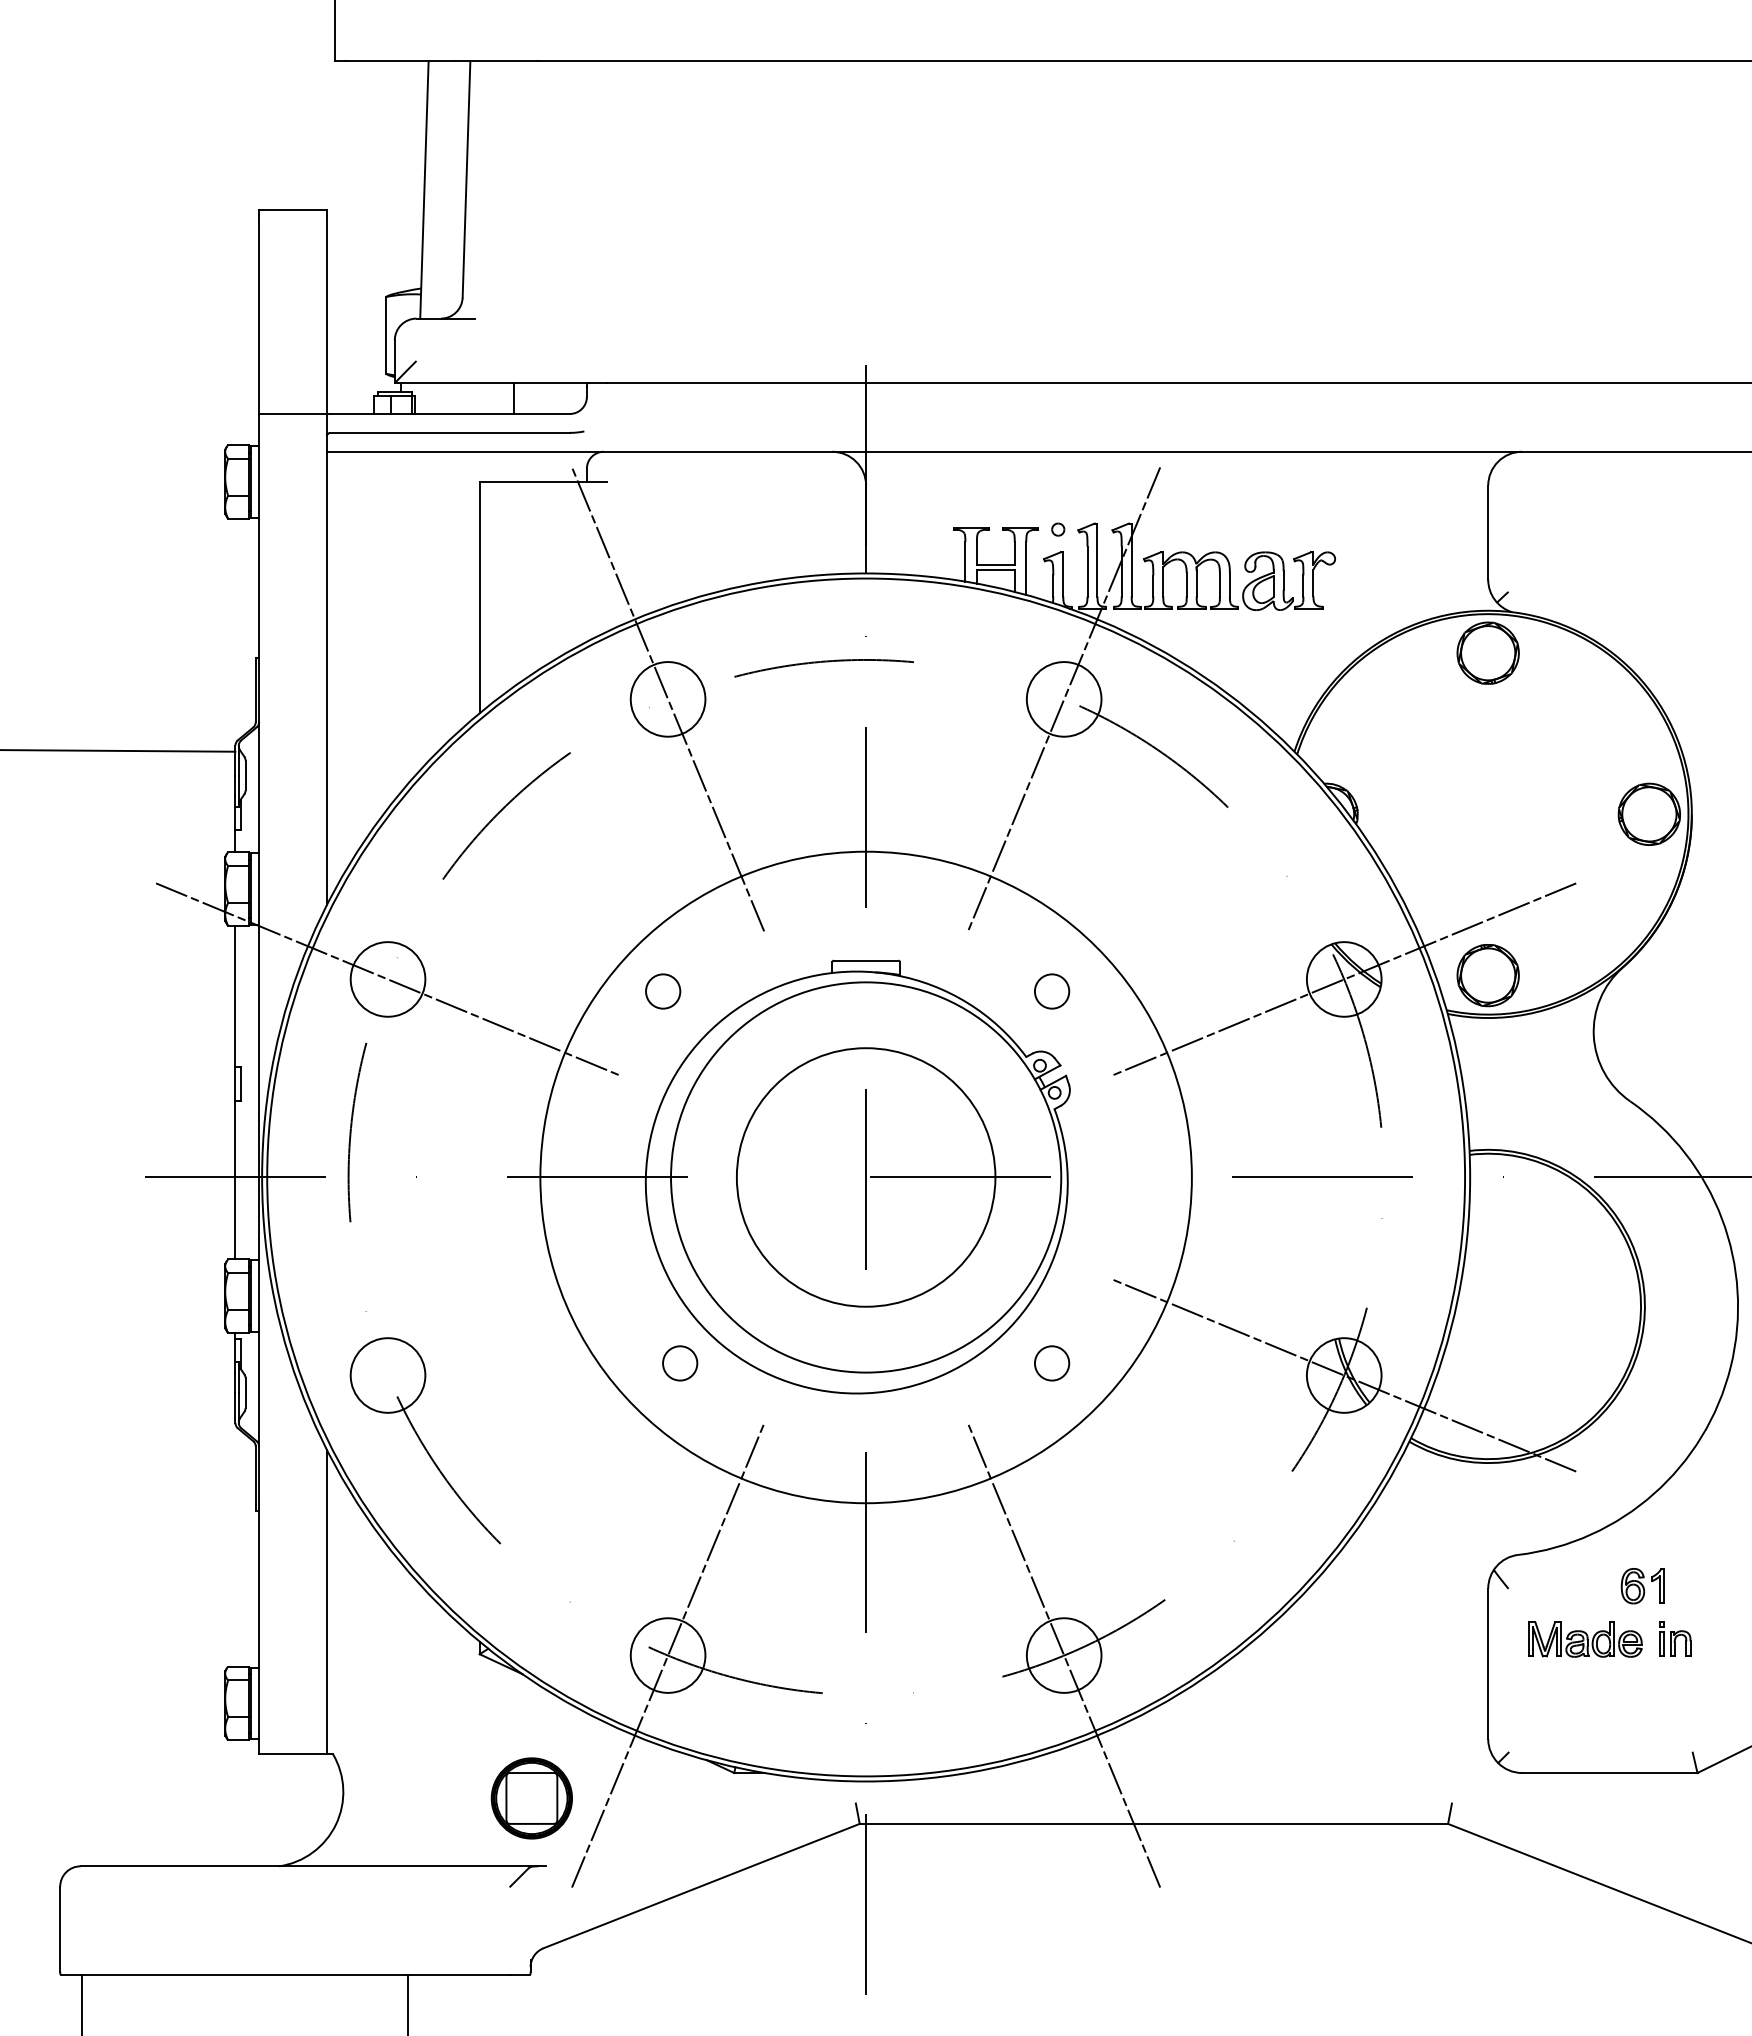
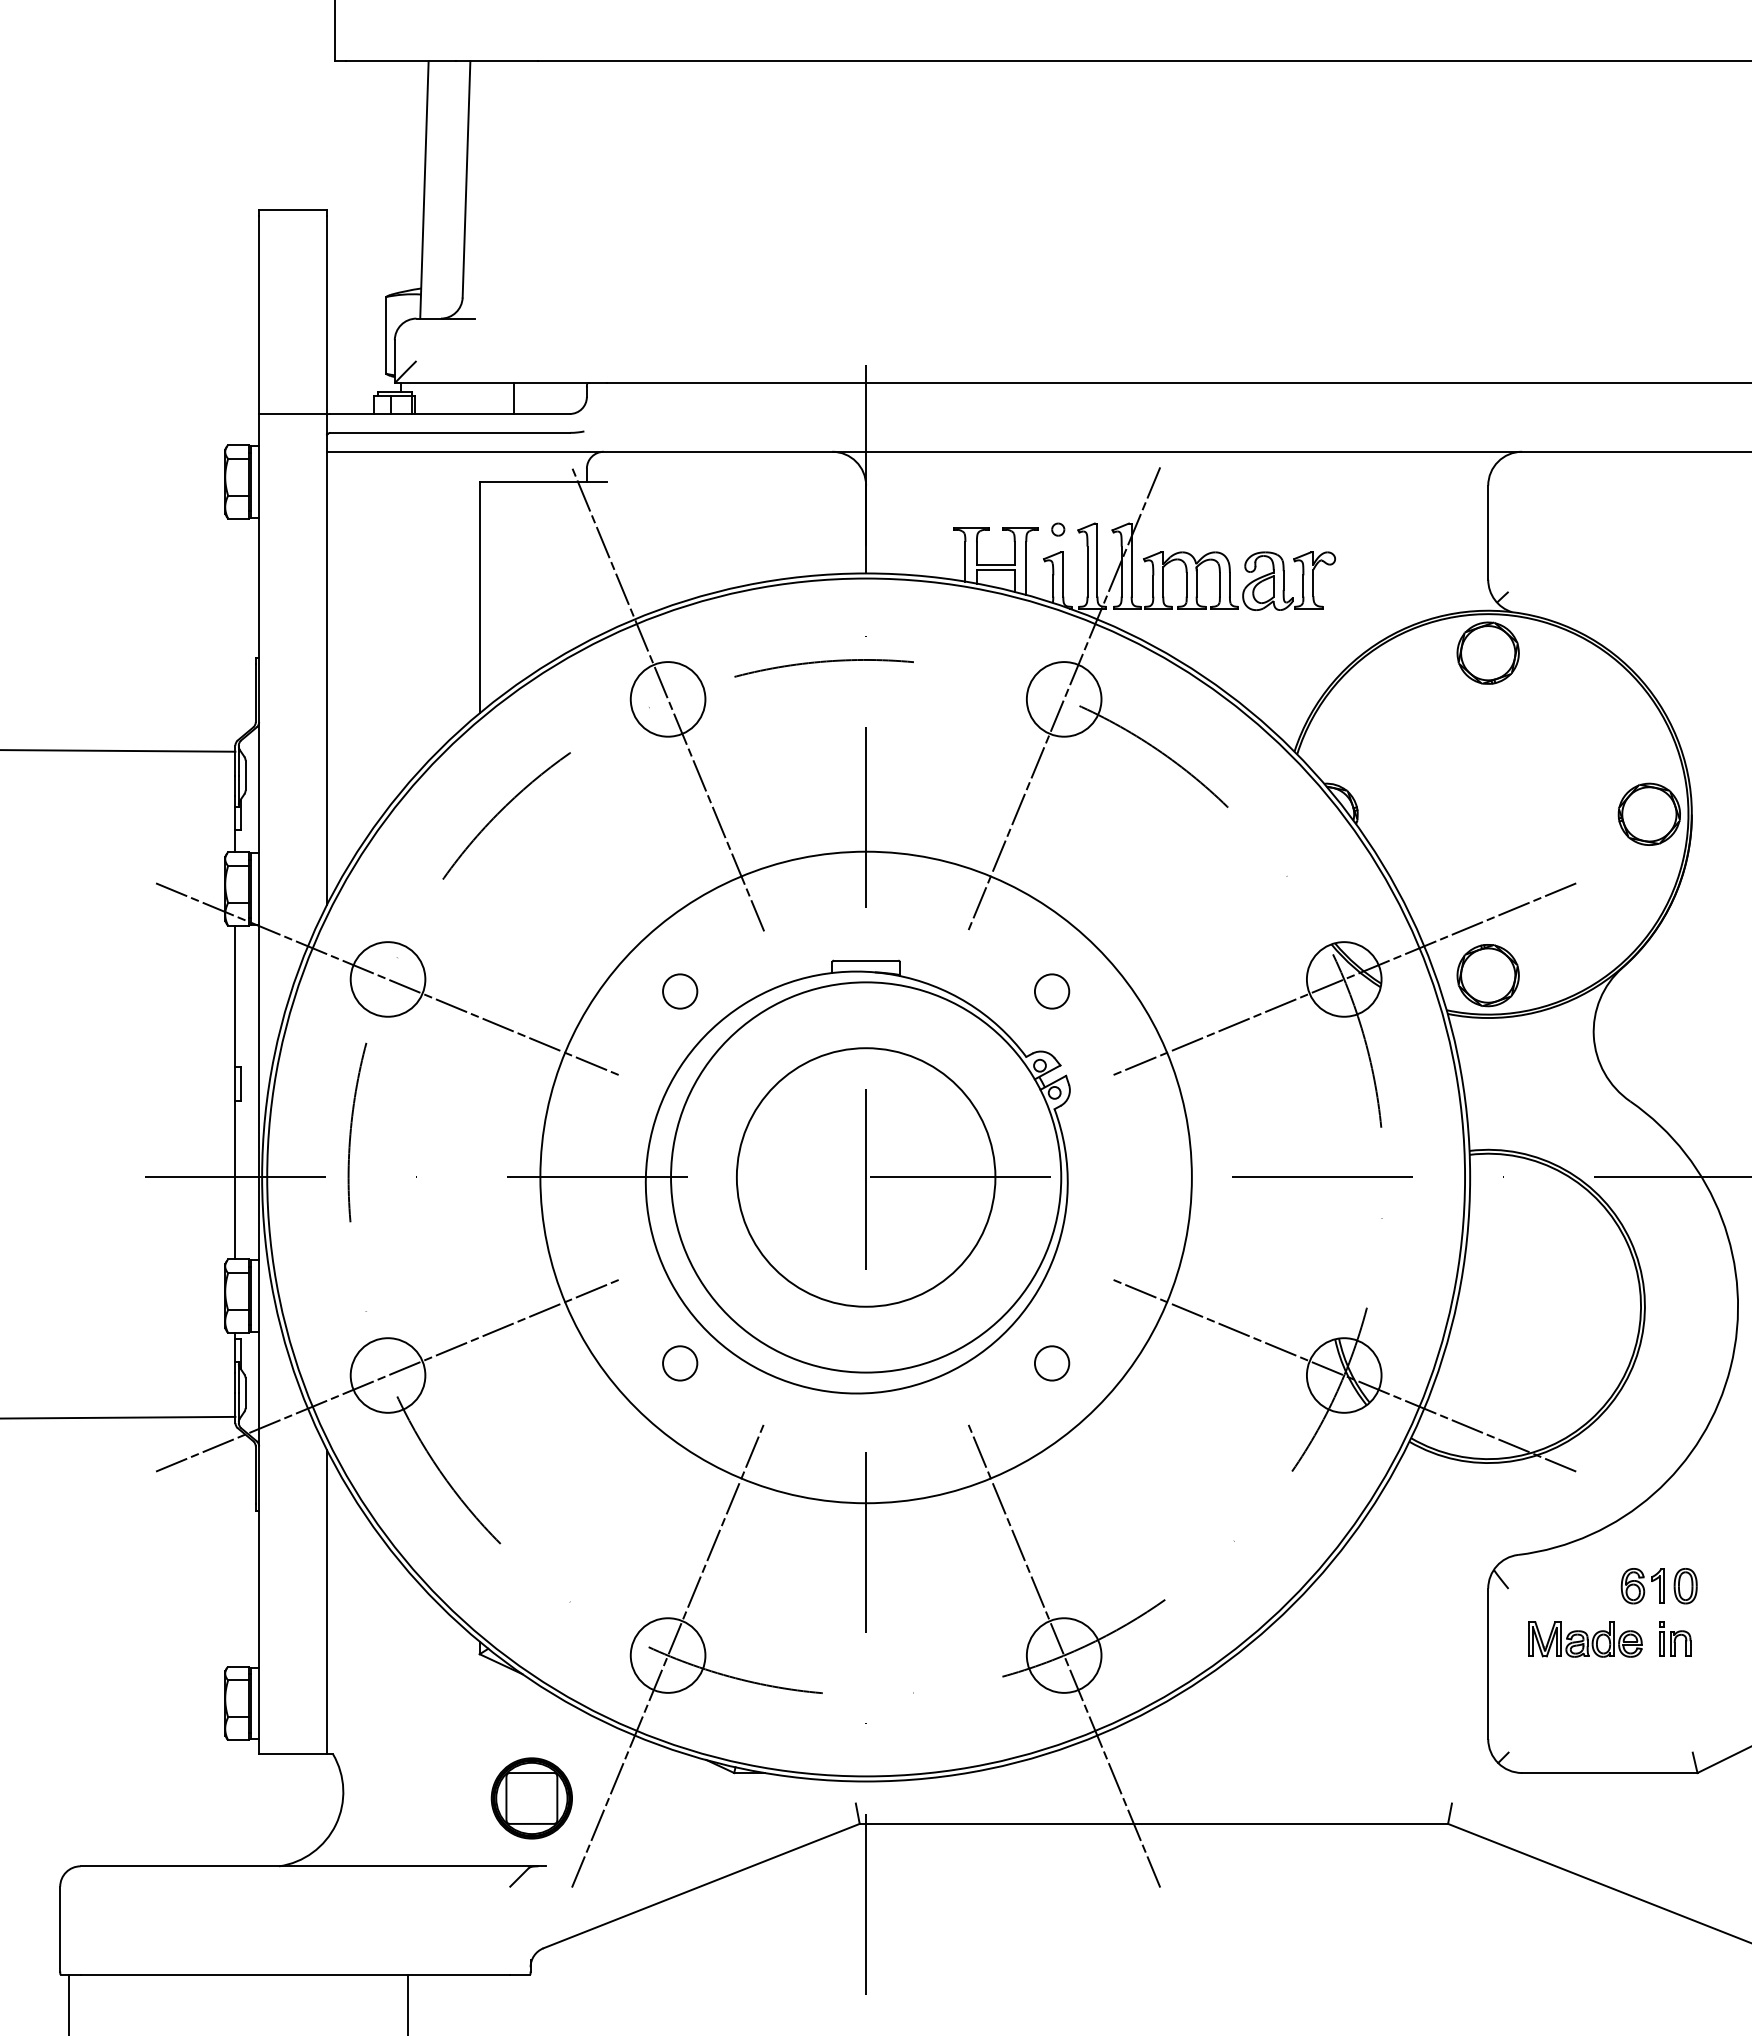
circle position: (663, 991) -> (680, 991) (680, 991)
line: none -> present (388, 1375)
line: none -> present (118, 1417)
part: none -> present (1685, 1586)
line position: (81, 2003) -> (68, 2003) (68, 2003)
